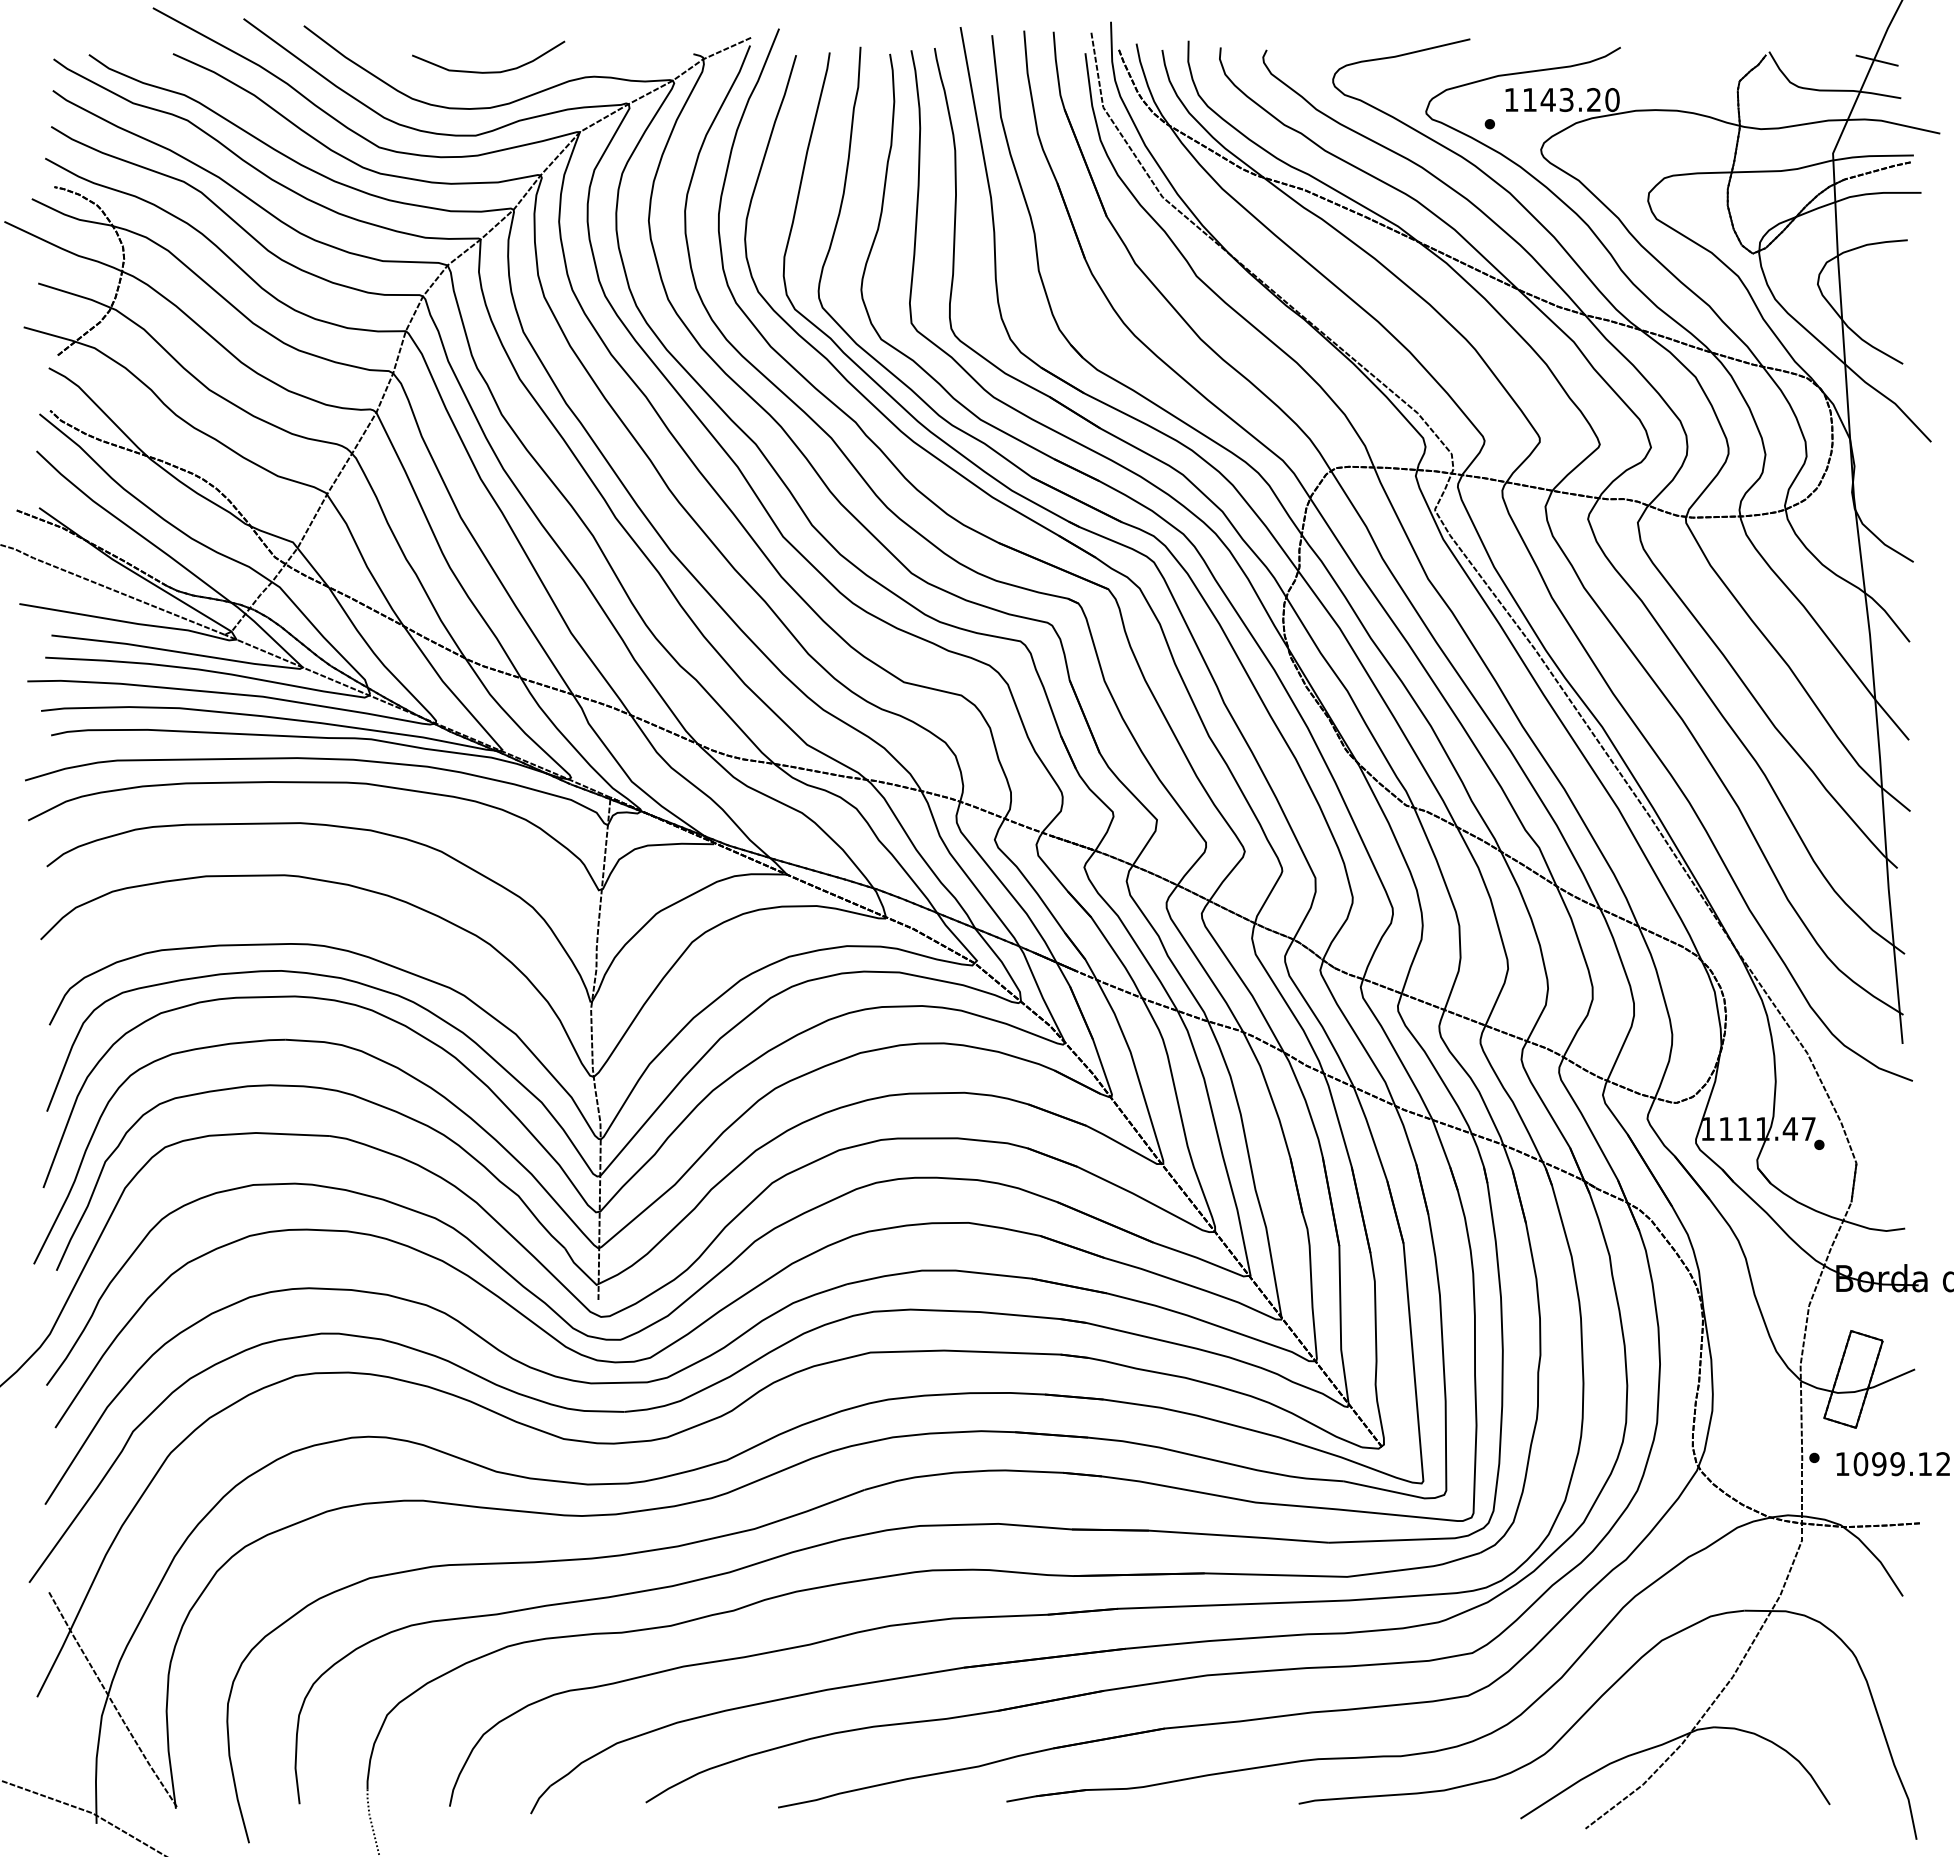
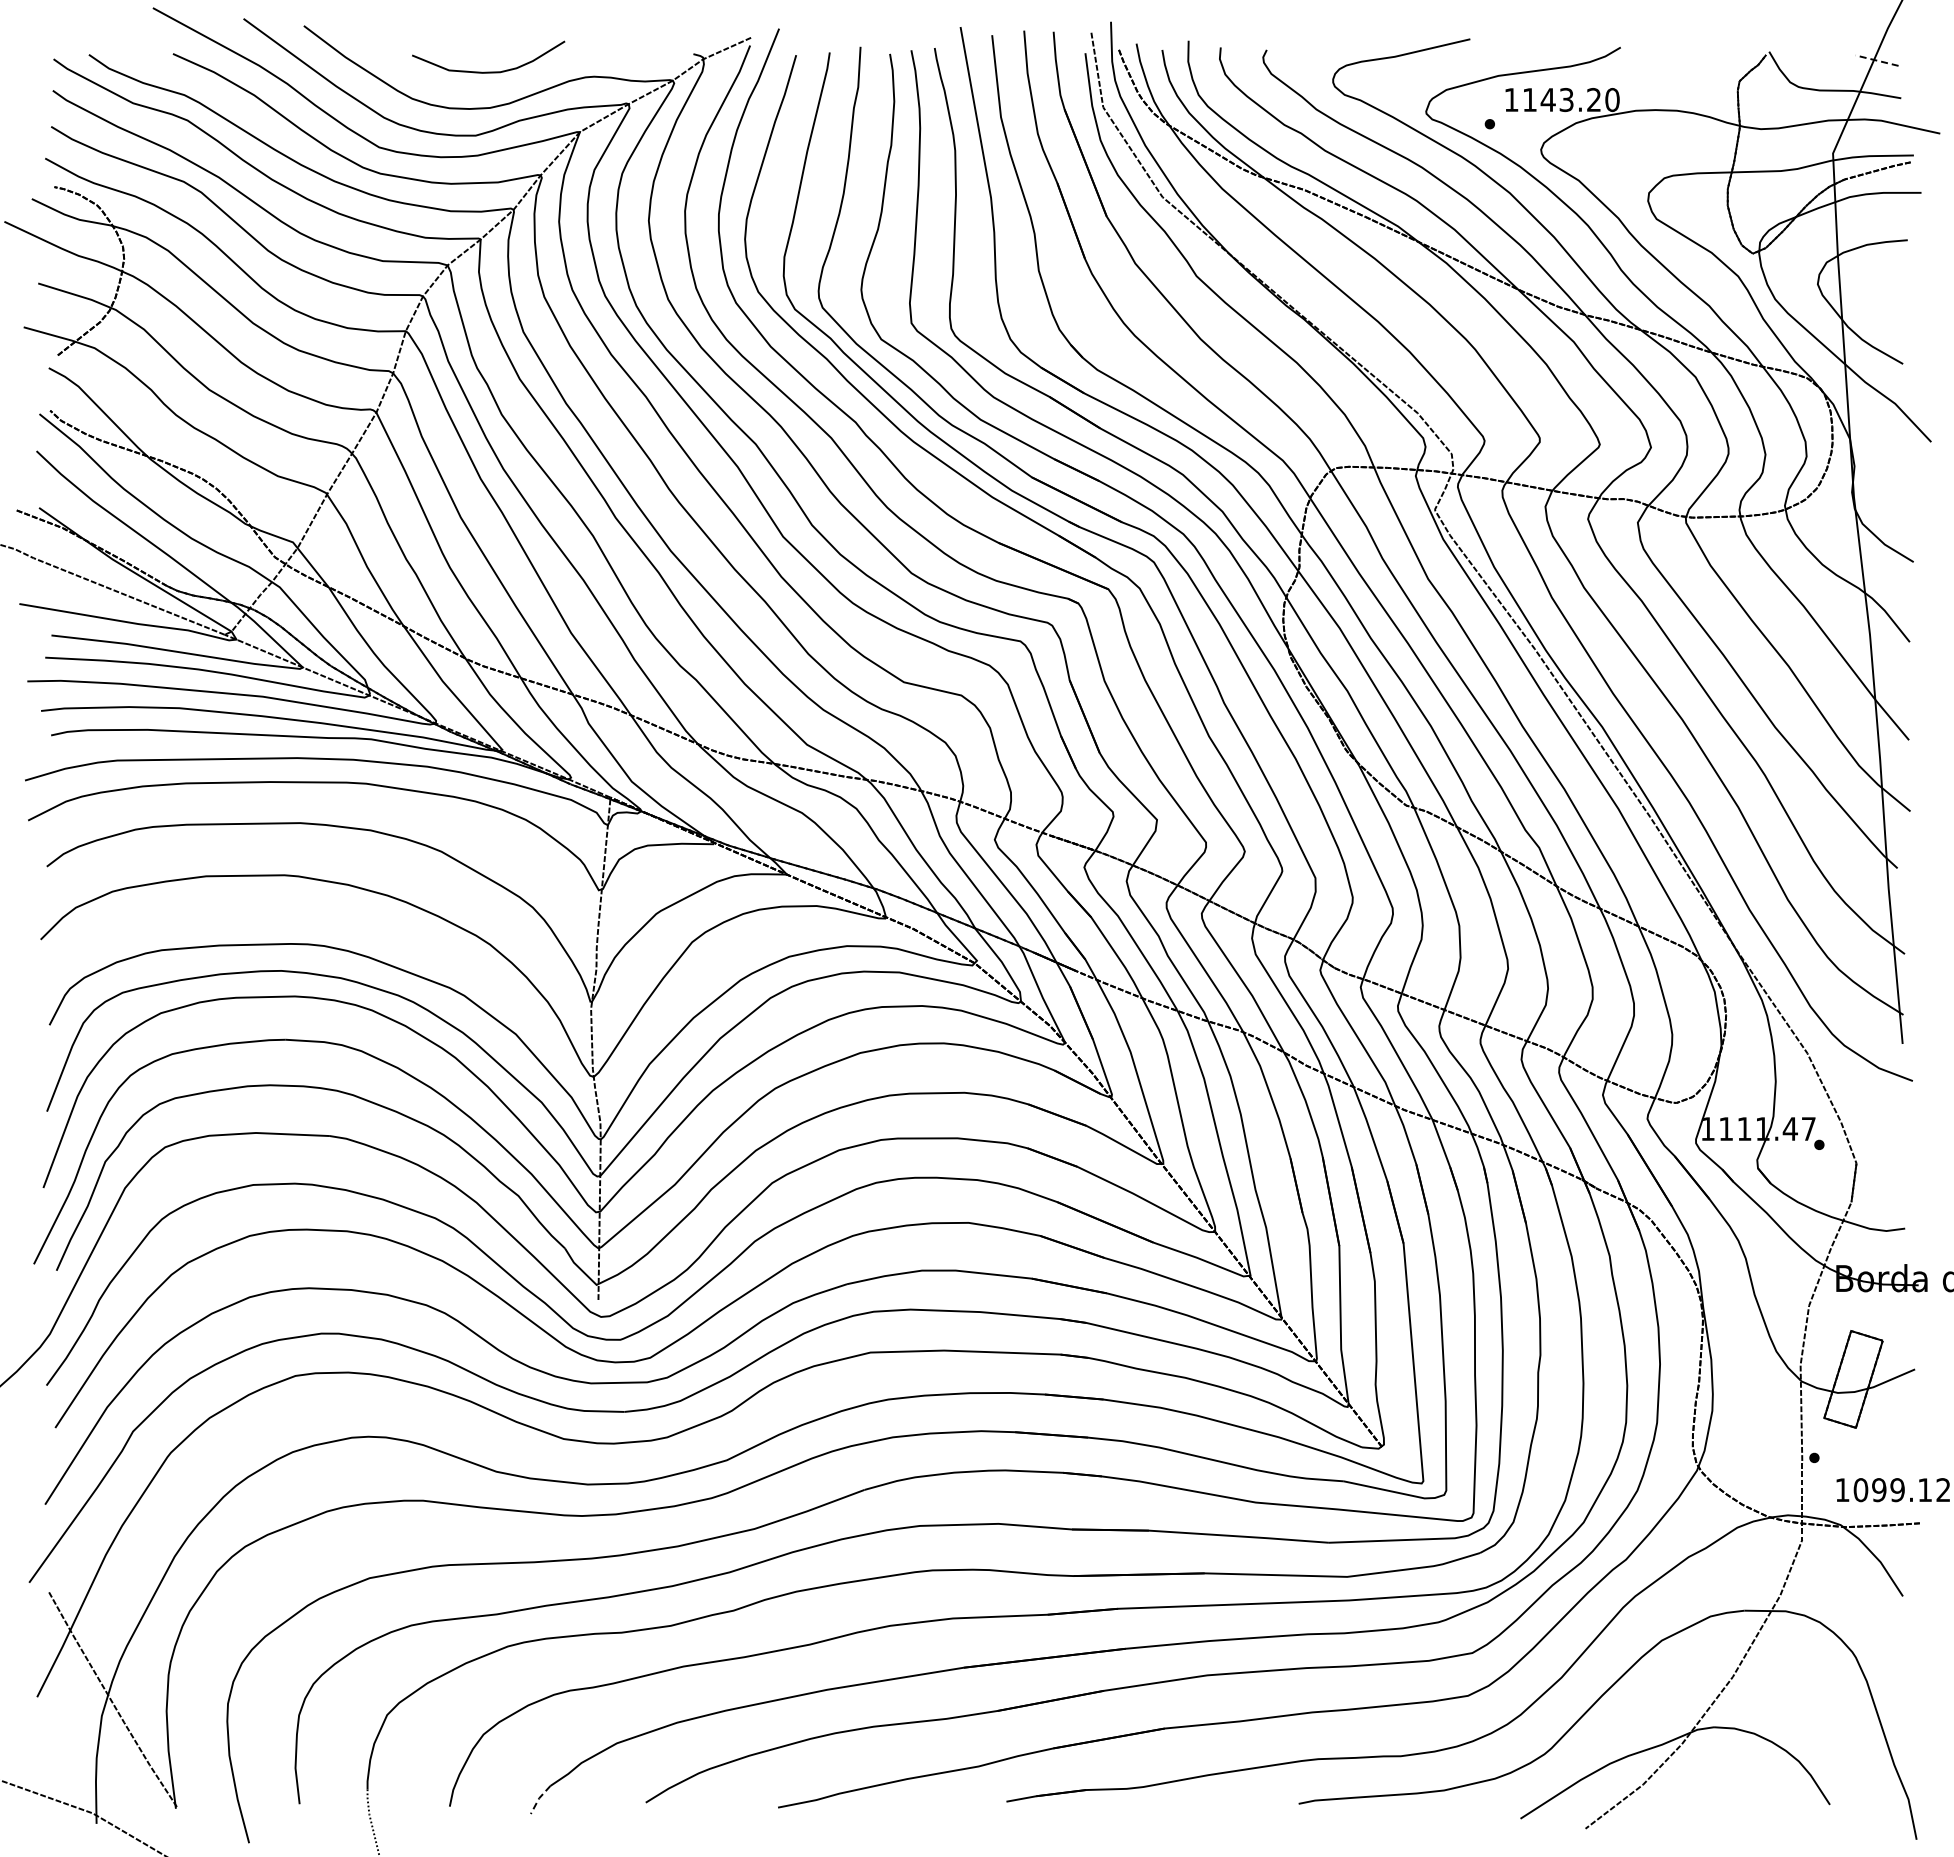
line: solid -> dashed (1876, 60)
text position: (1892, 1464) -> (1892, 1490) (1892, 1490)
line: solid -> dashed (539, 1798)
